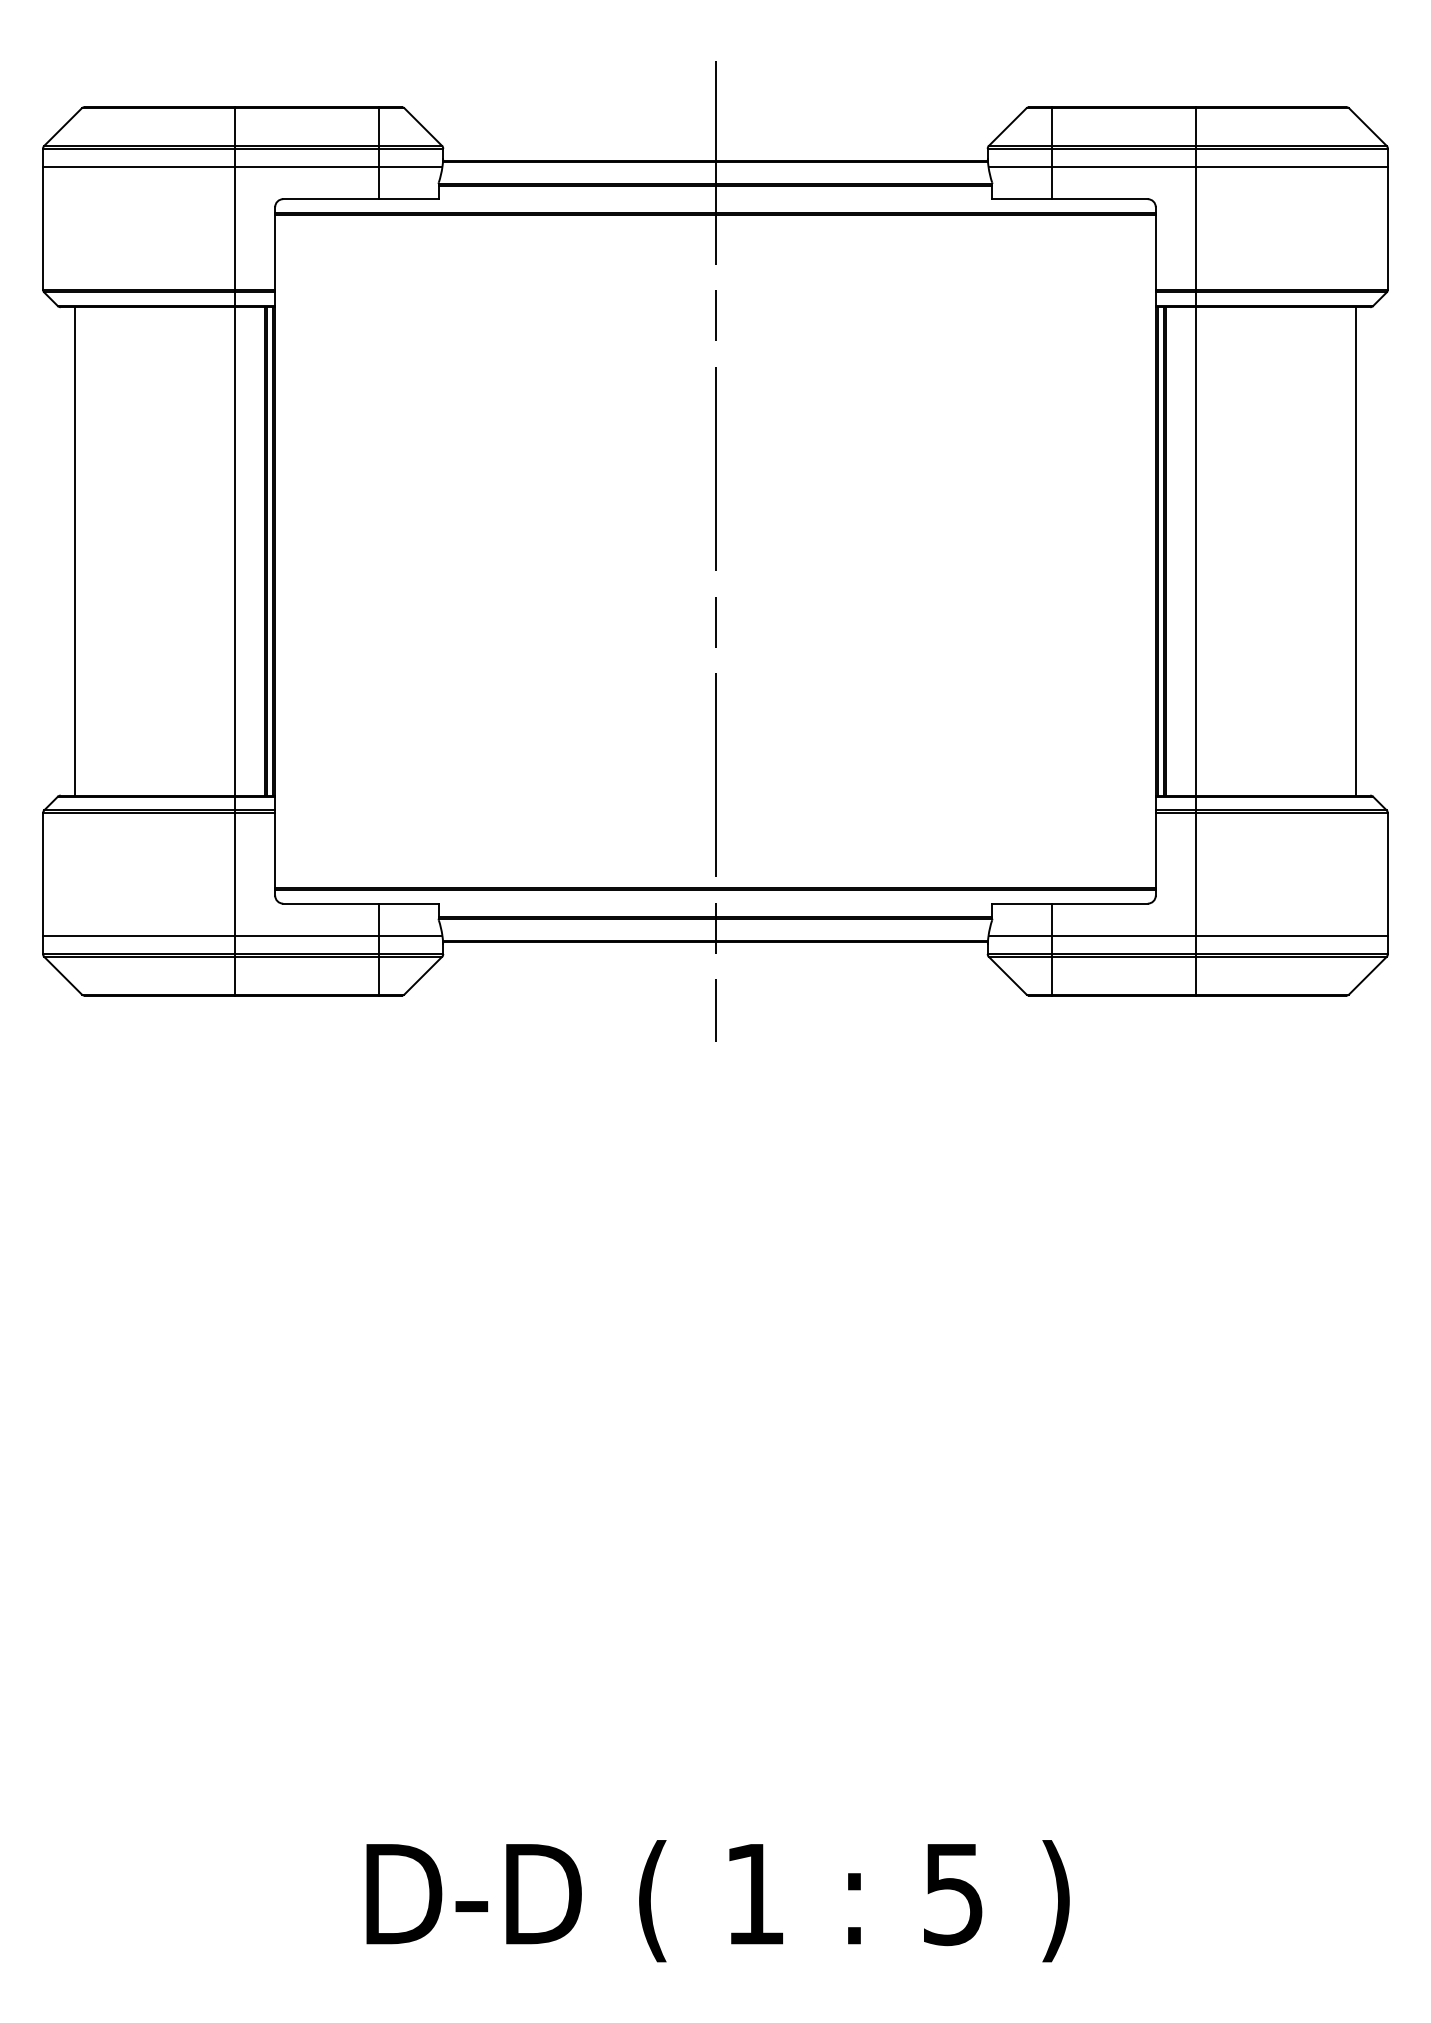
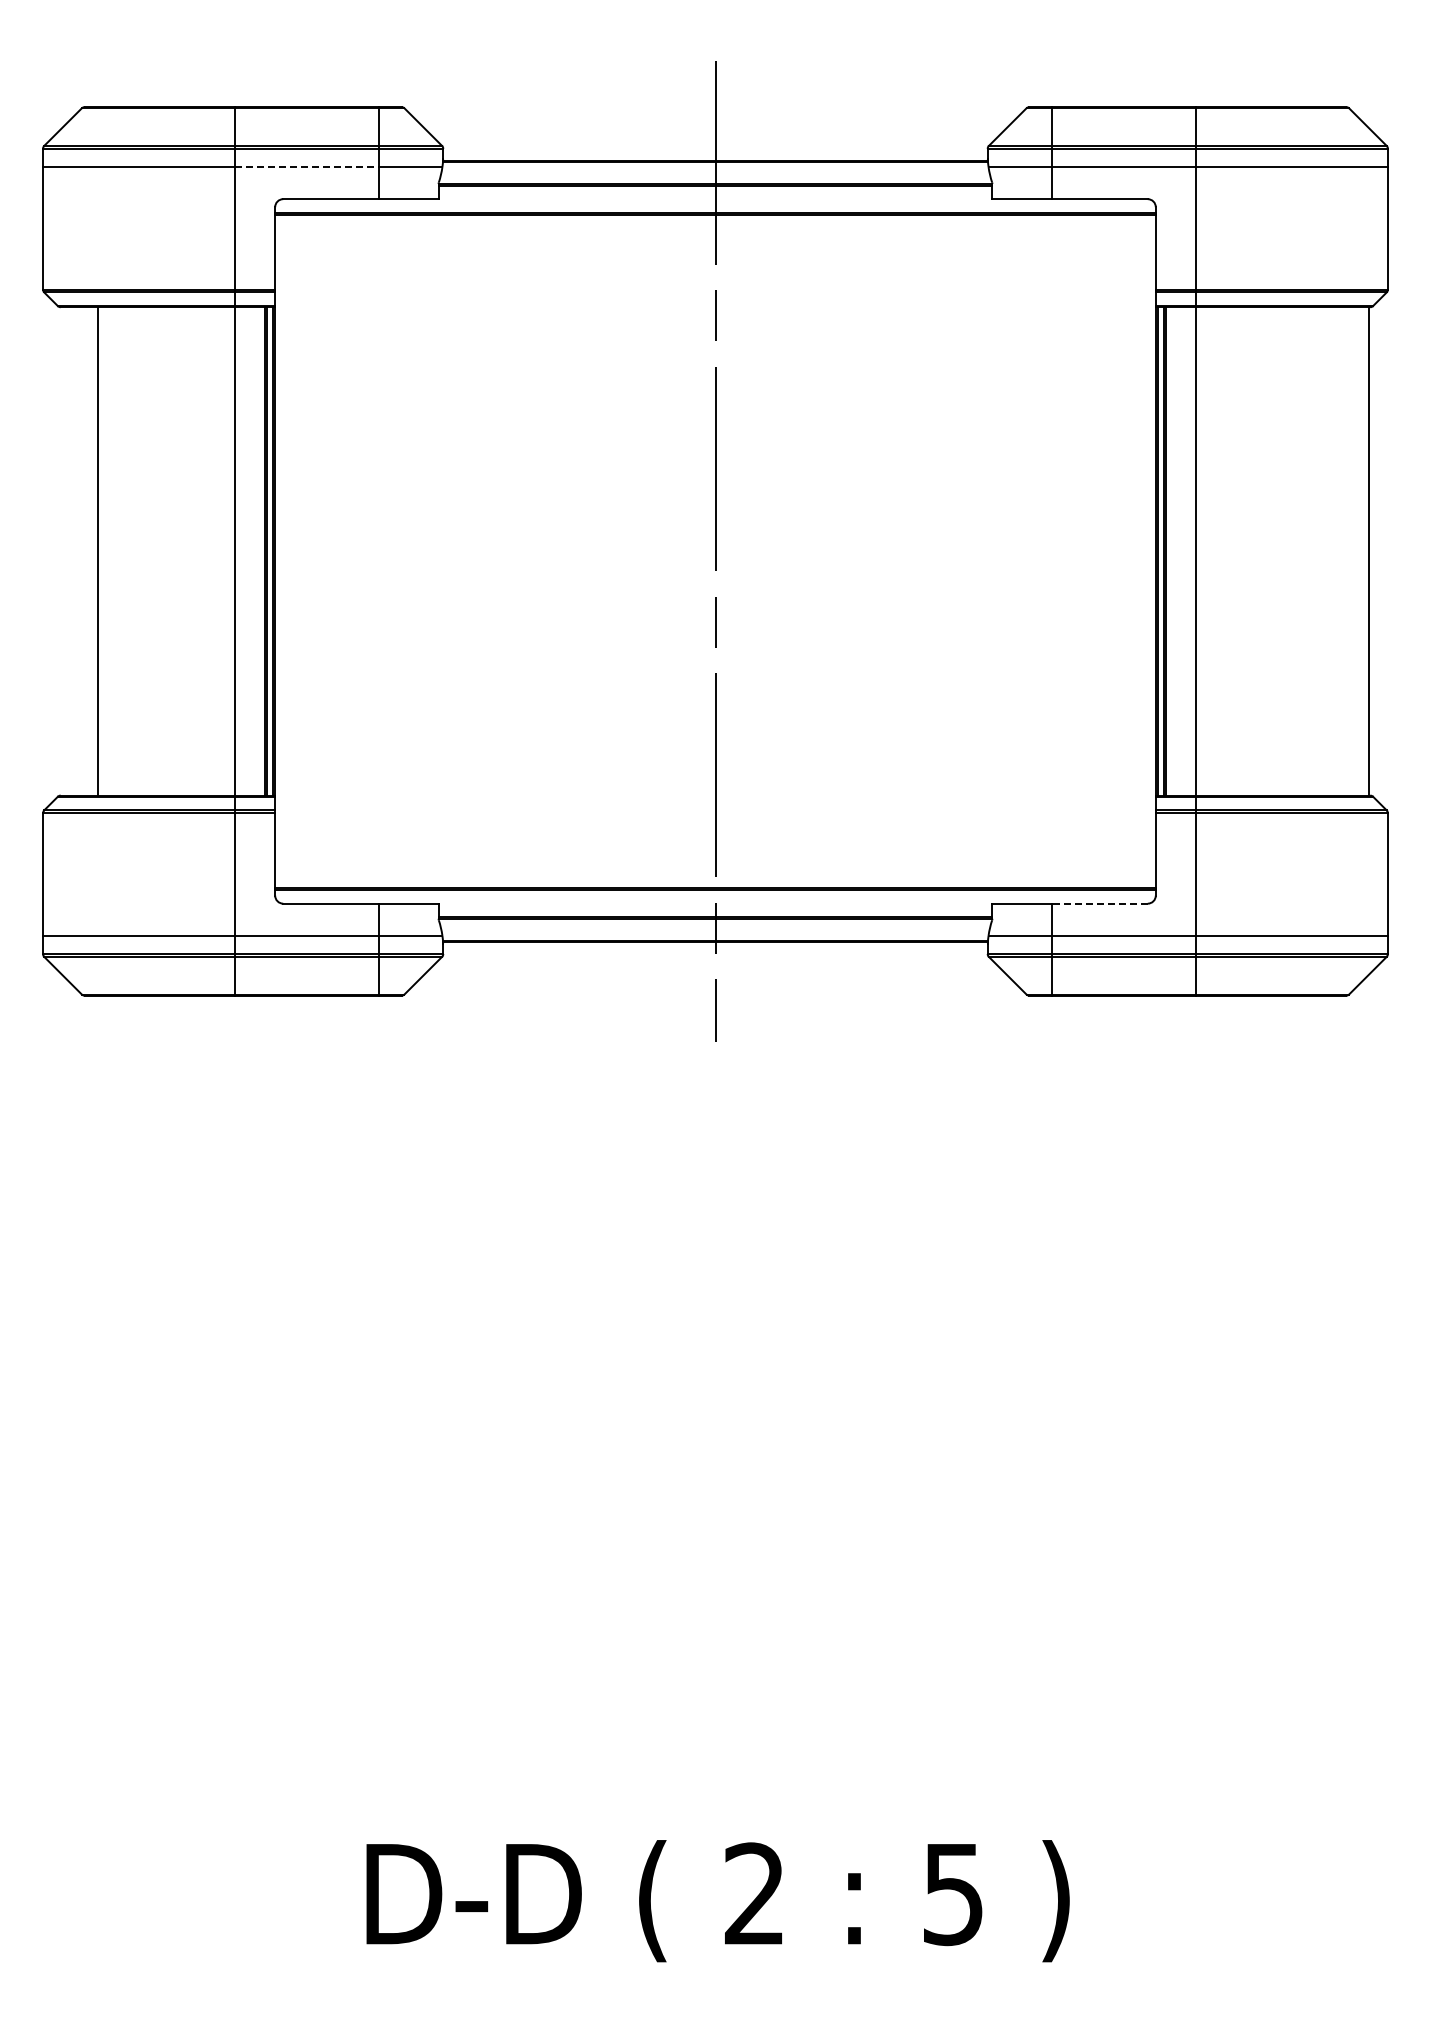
line: solid -> dashed (307, 167)
line position: (75, 551) -> (98, 551) (98, 551)
line position: (1355, 551) -> (1368, 551) (1368, 551)
line: solid -> dashed (1099, 903)
text: 1 -> 2 (754, 1893)
